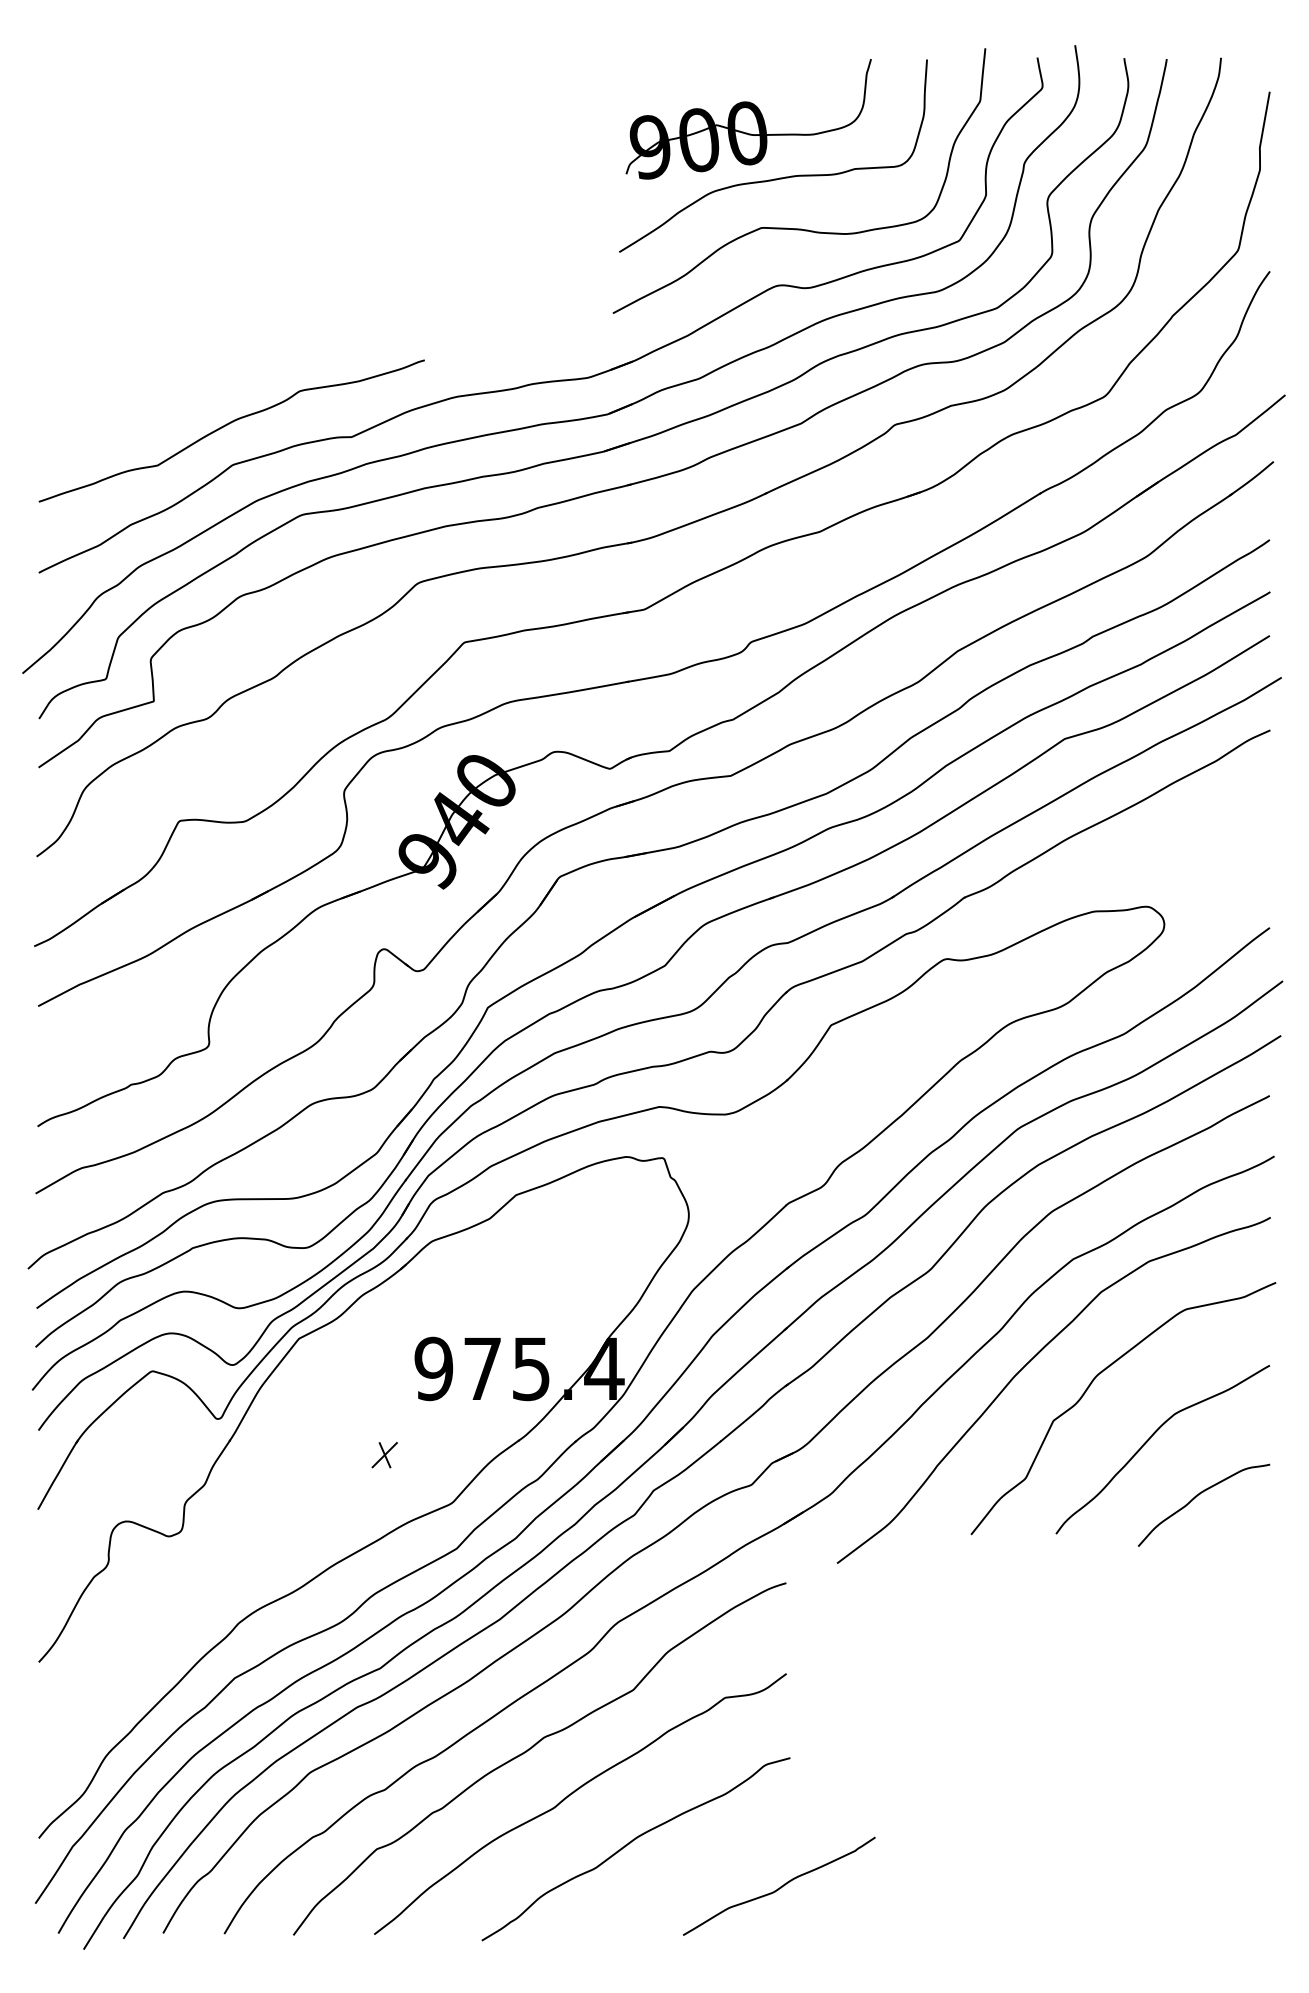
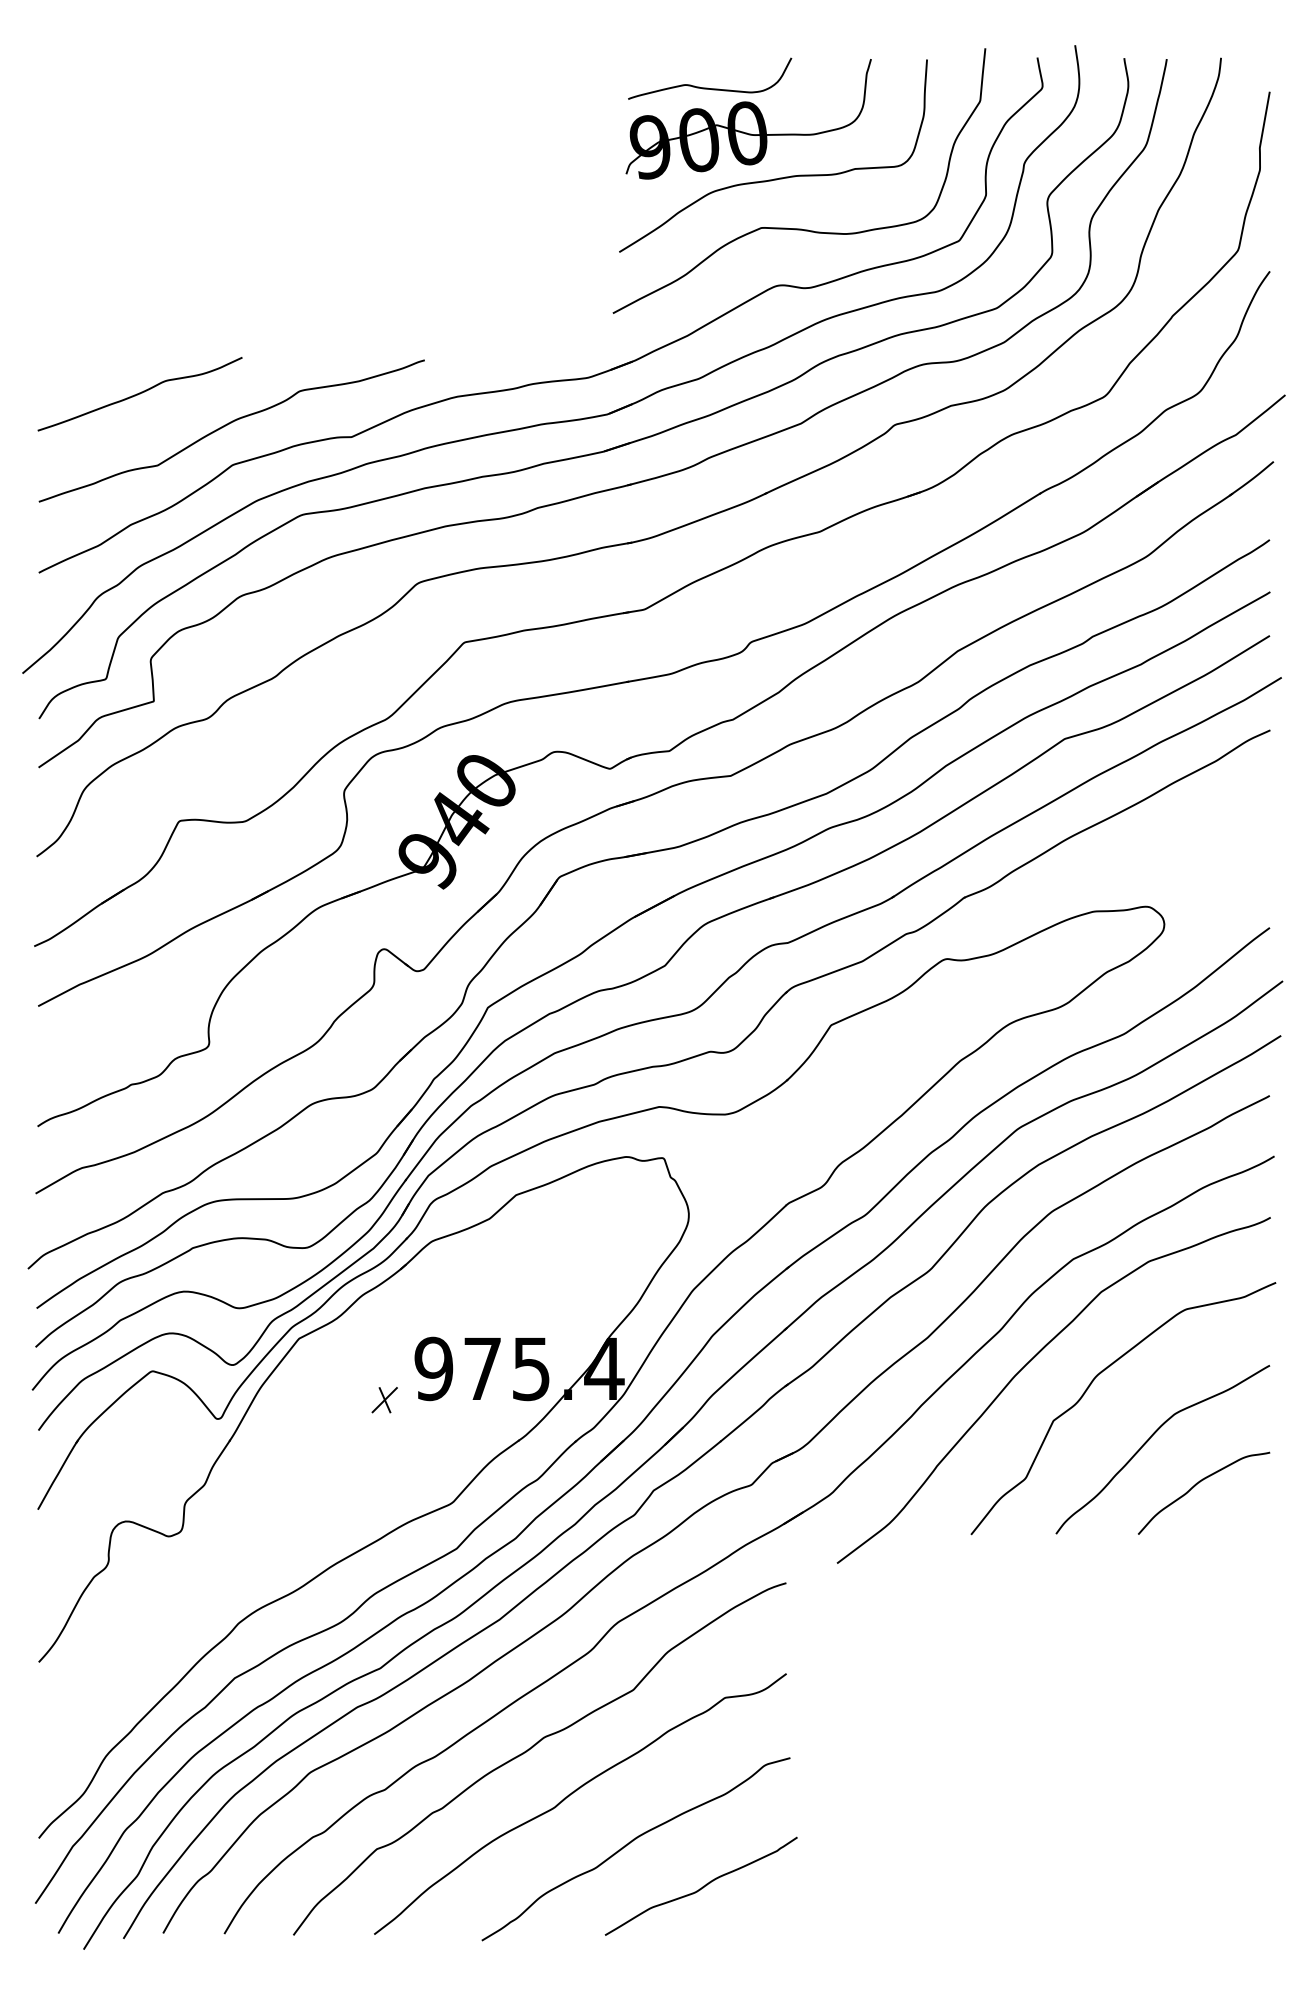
curve: none -> present (707, 87)
curve: none -> present (139, 394)
part position: (384, 1455) -> (384, 1400) (384, 1400)
curve position: (1199, 1495) -> (1199, 1483) (1199, 1483)
curve position: (780, 1886) -> (702, 1886) (702, 1886)
